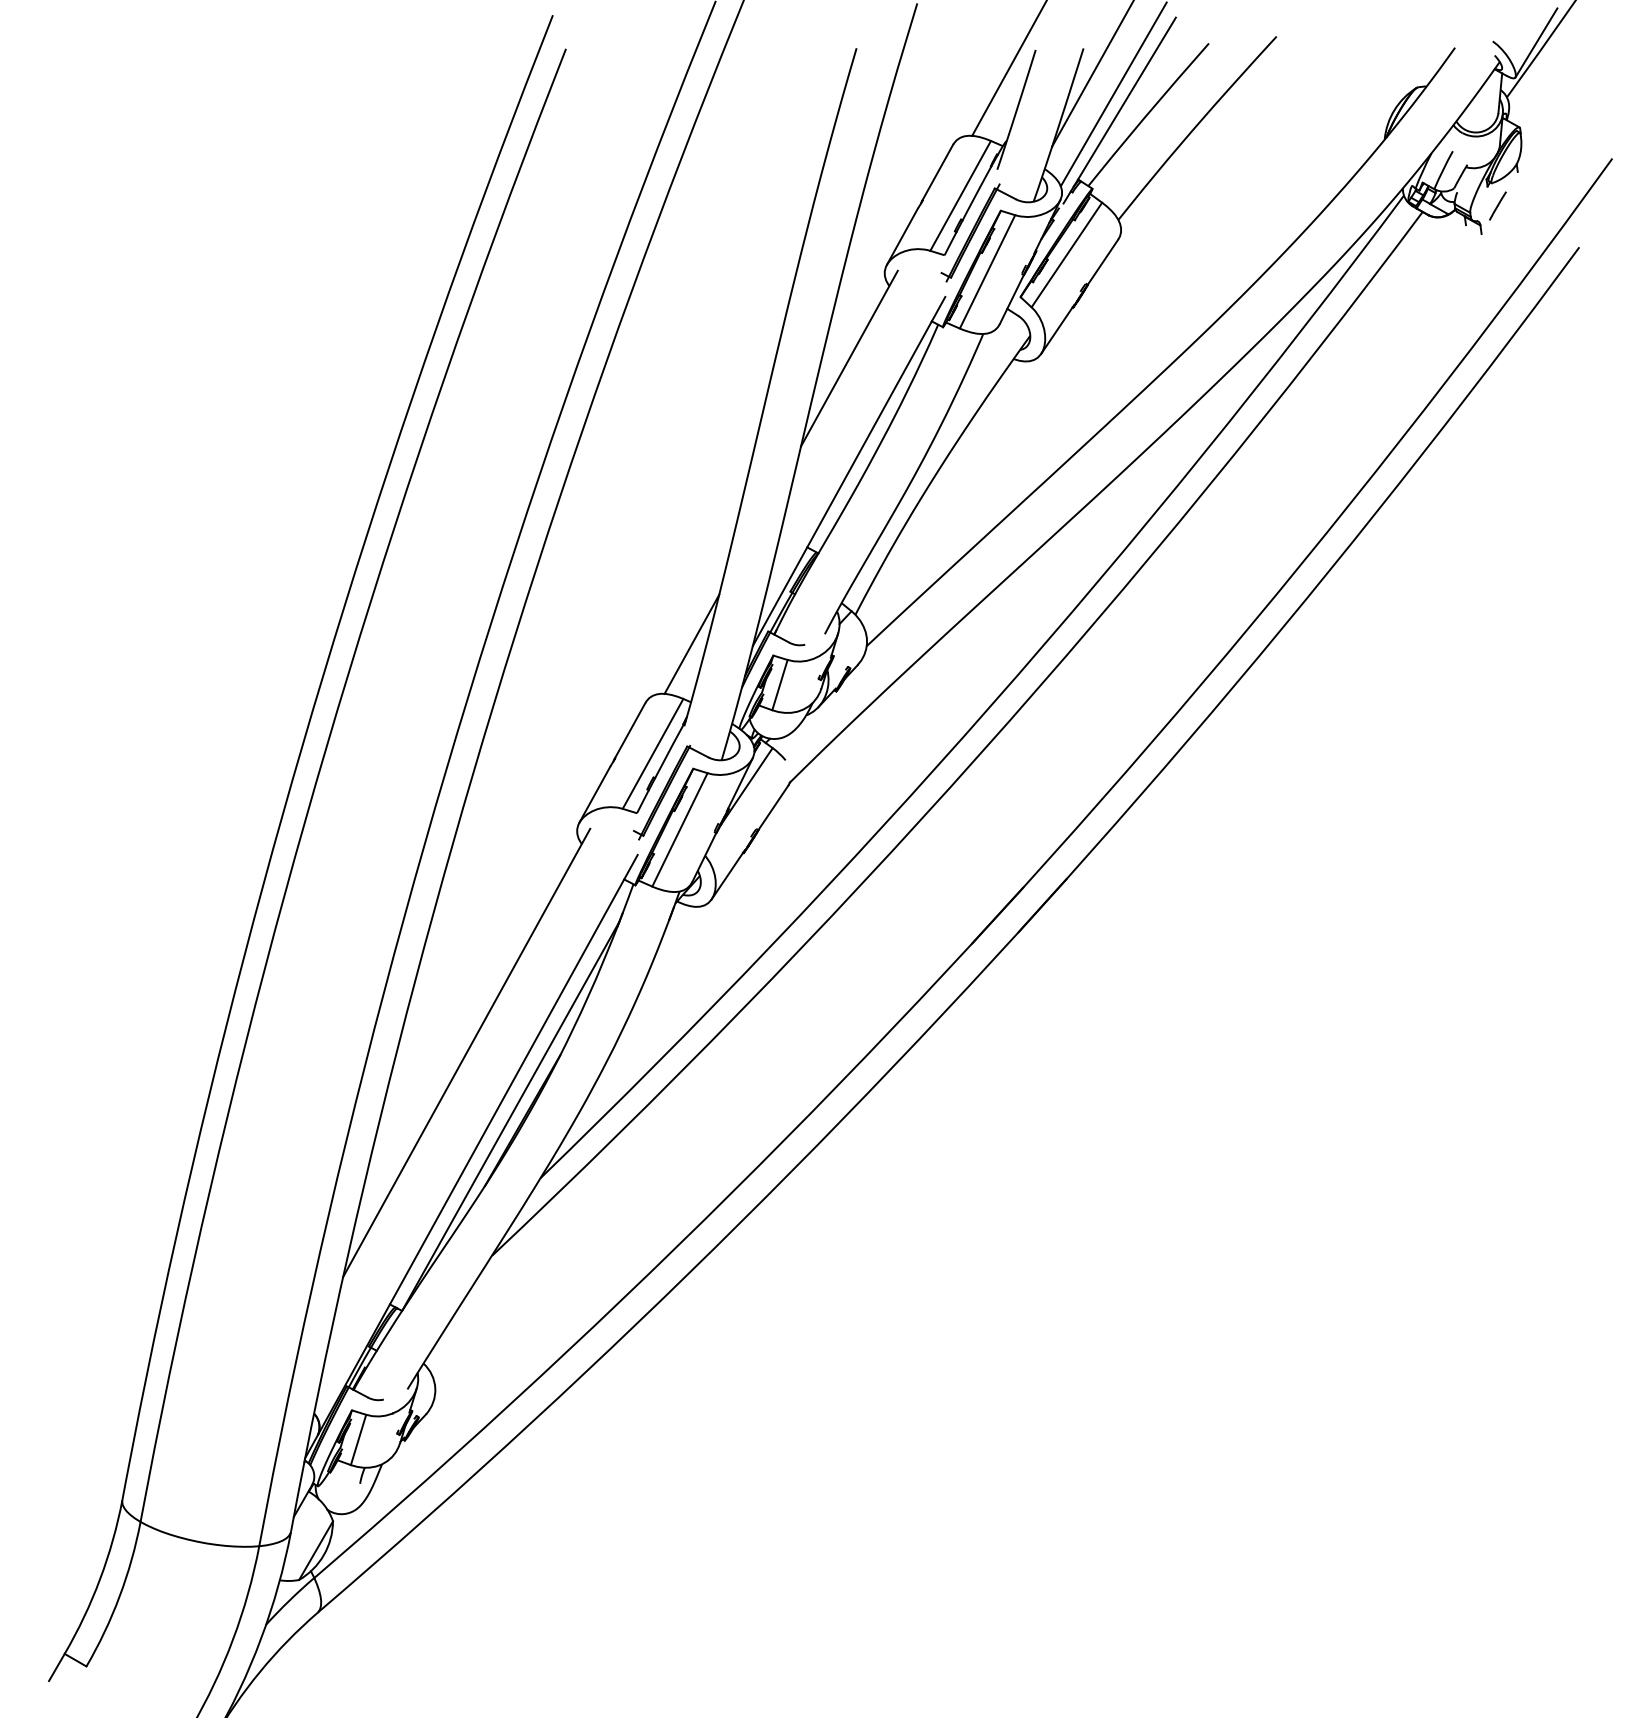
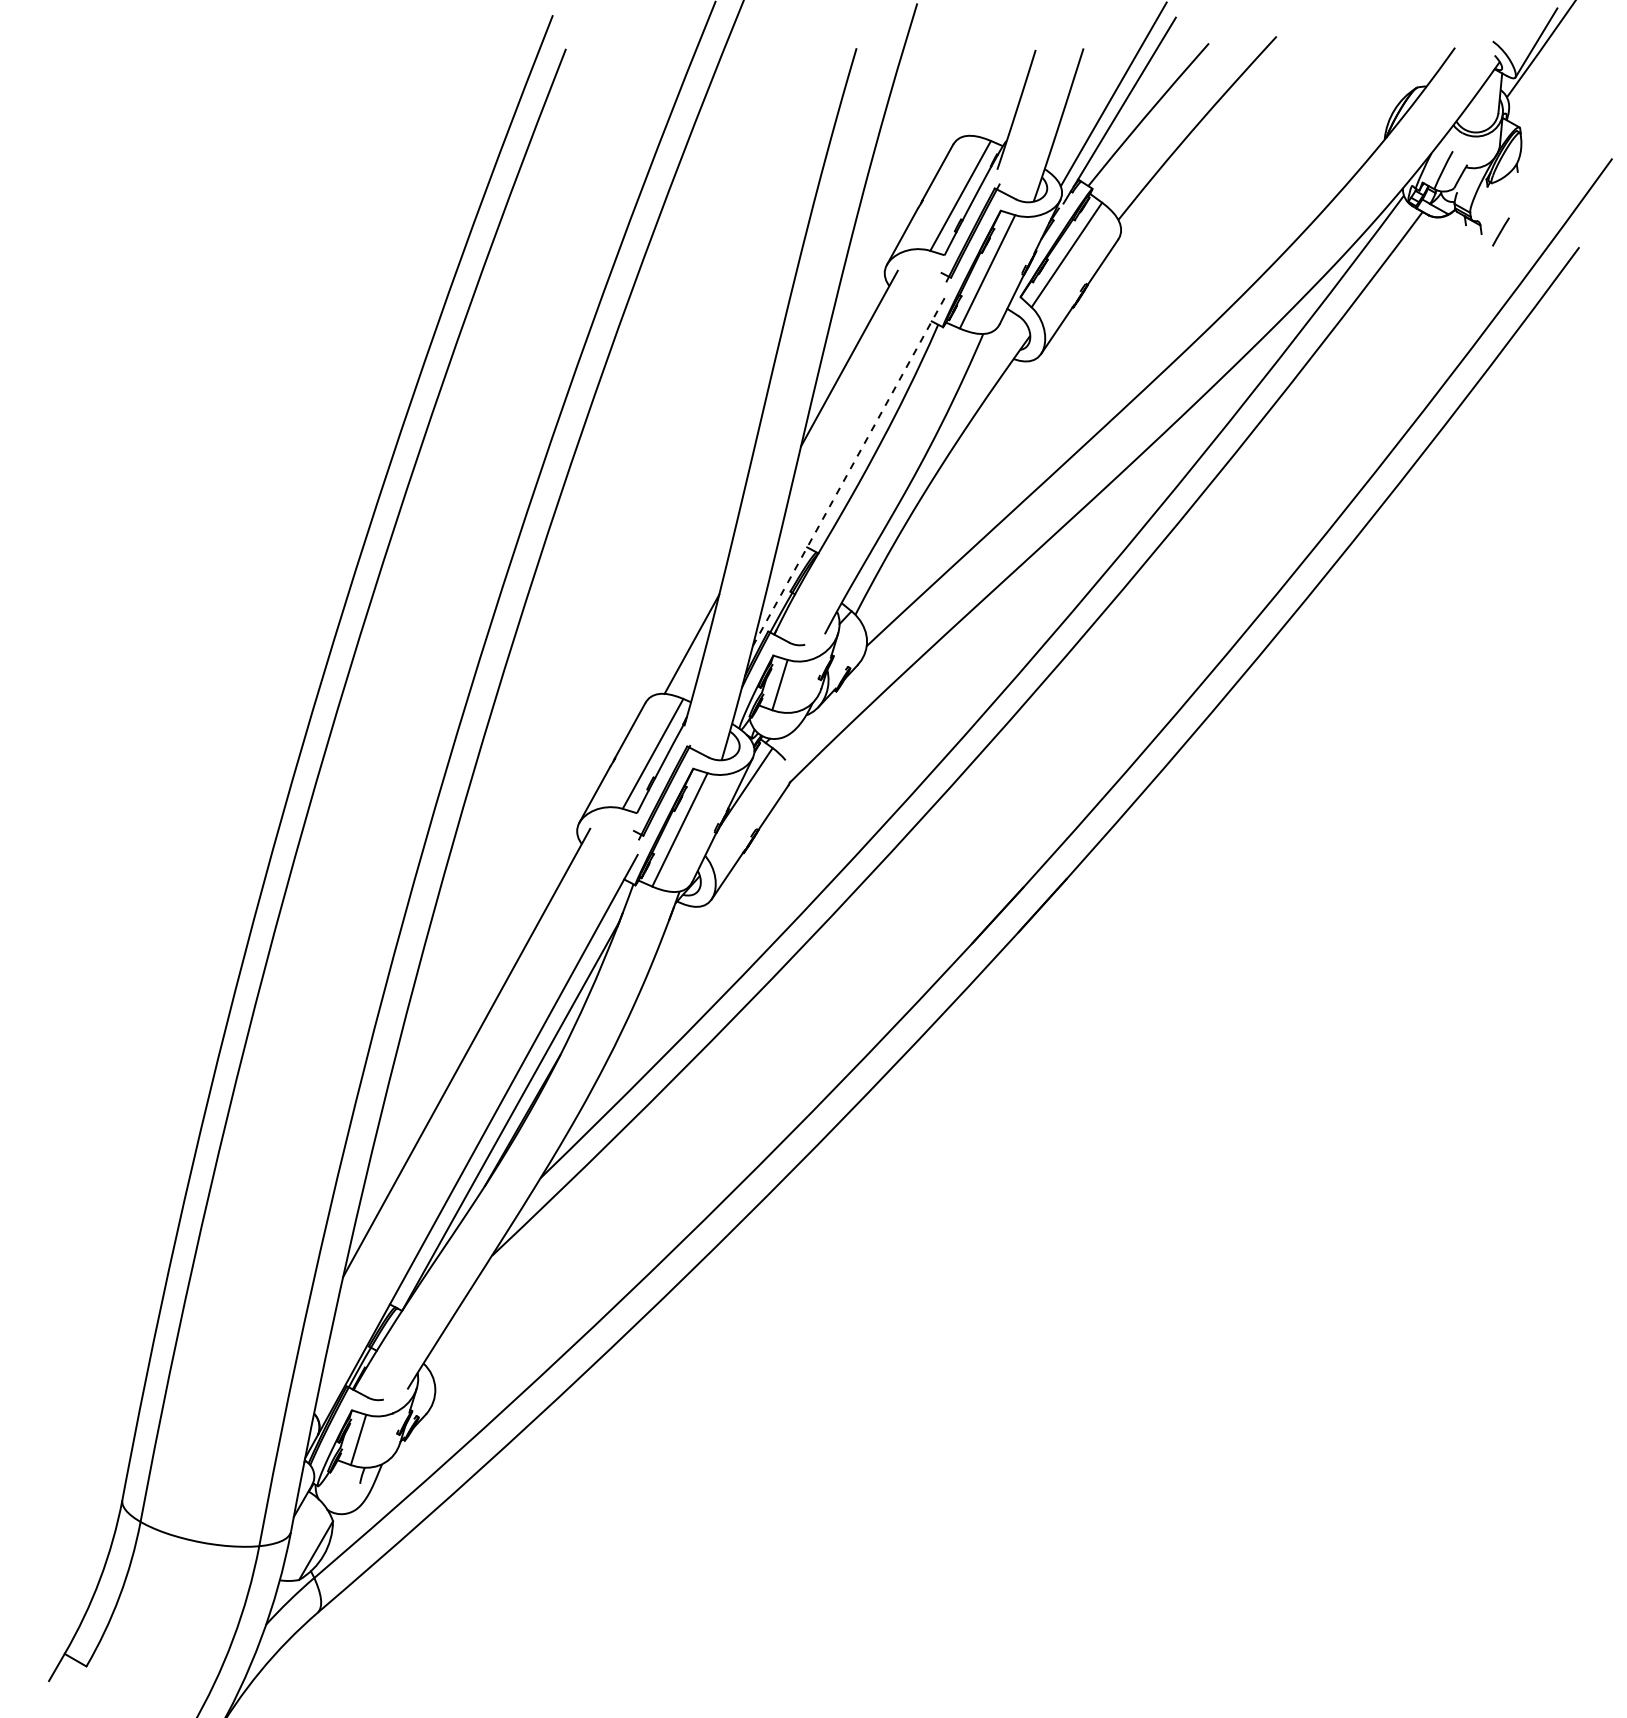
line: present -> none (1008, 68)
line: present -> none (1092, 74)
line position: (1497, 205) -> (1500, 231) (1500, 231)
line: solid -> dashed (849, 471)
